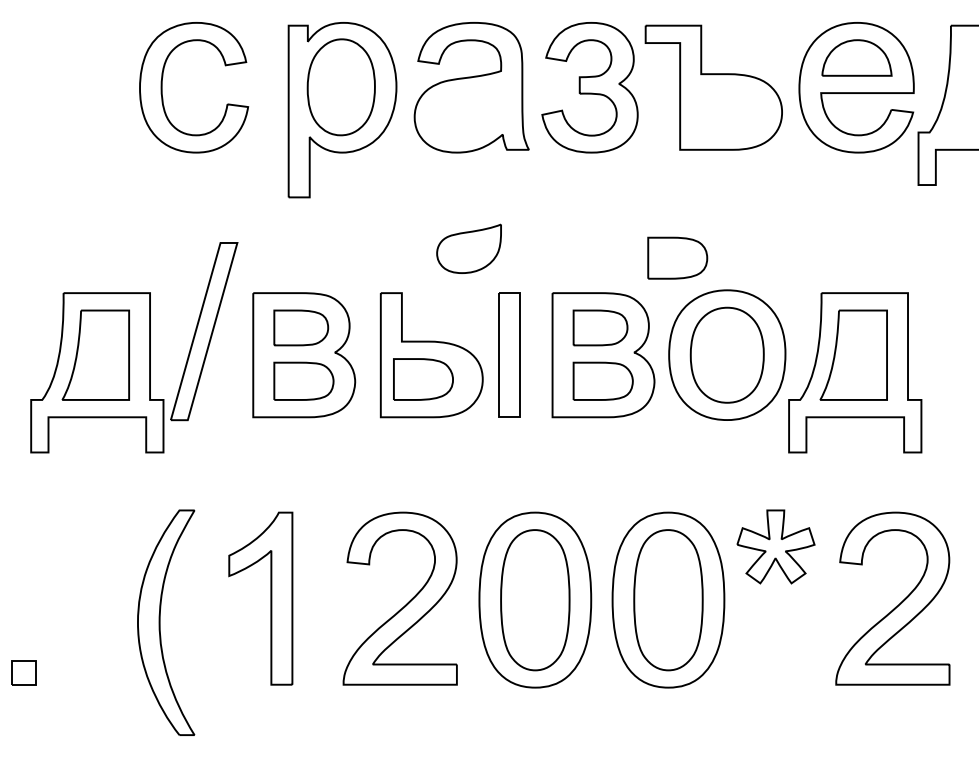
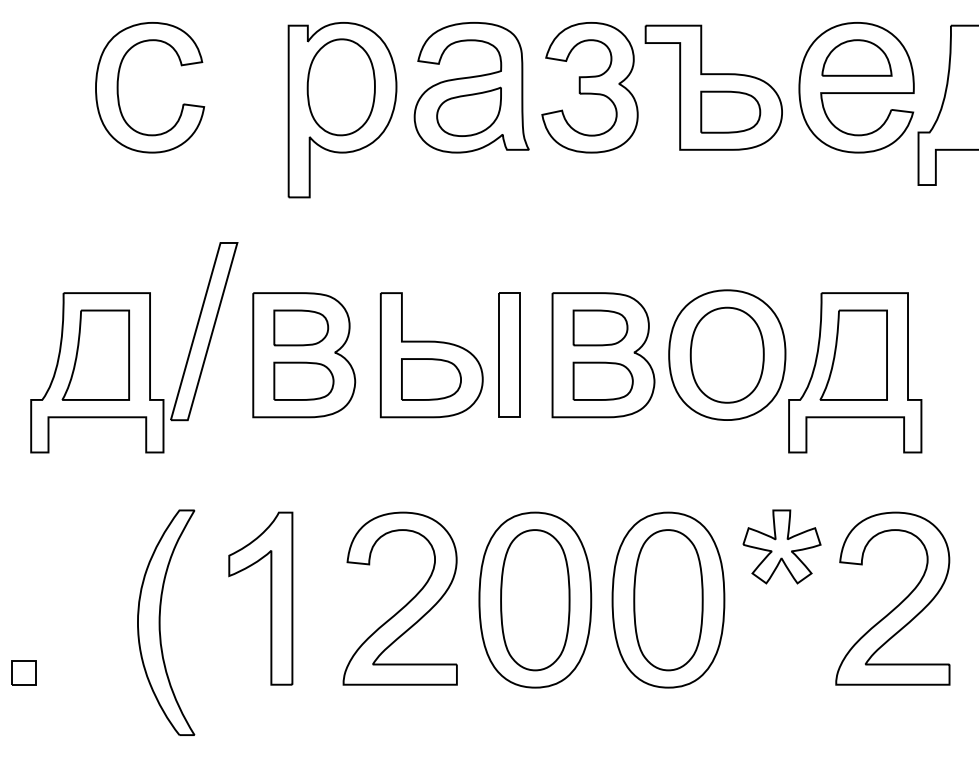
part position: (162, 87) -> (118, 87) (118, 87)
part position: (468, 248) -> (468, 111) (468, 111)
part position: (677, 257) -> (730, 111) (730, 111)
part position: (423, 379) -> (431, 379) (431, 379)
part position: (775, 546) -> (781, 546) (781, 546)
